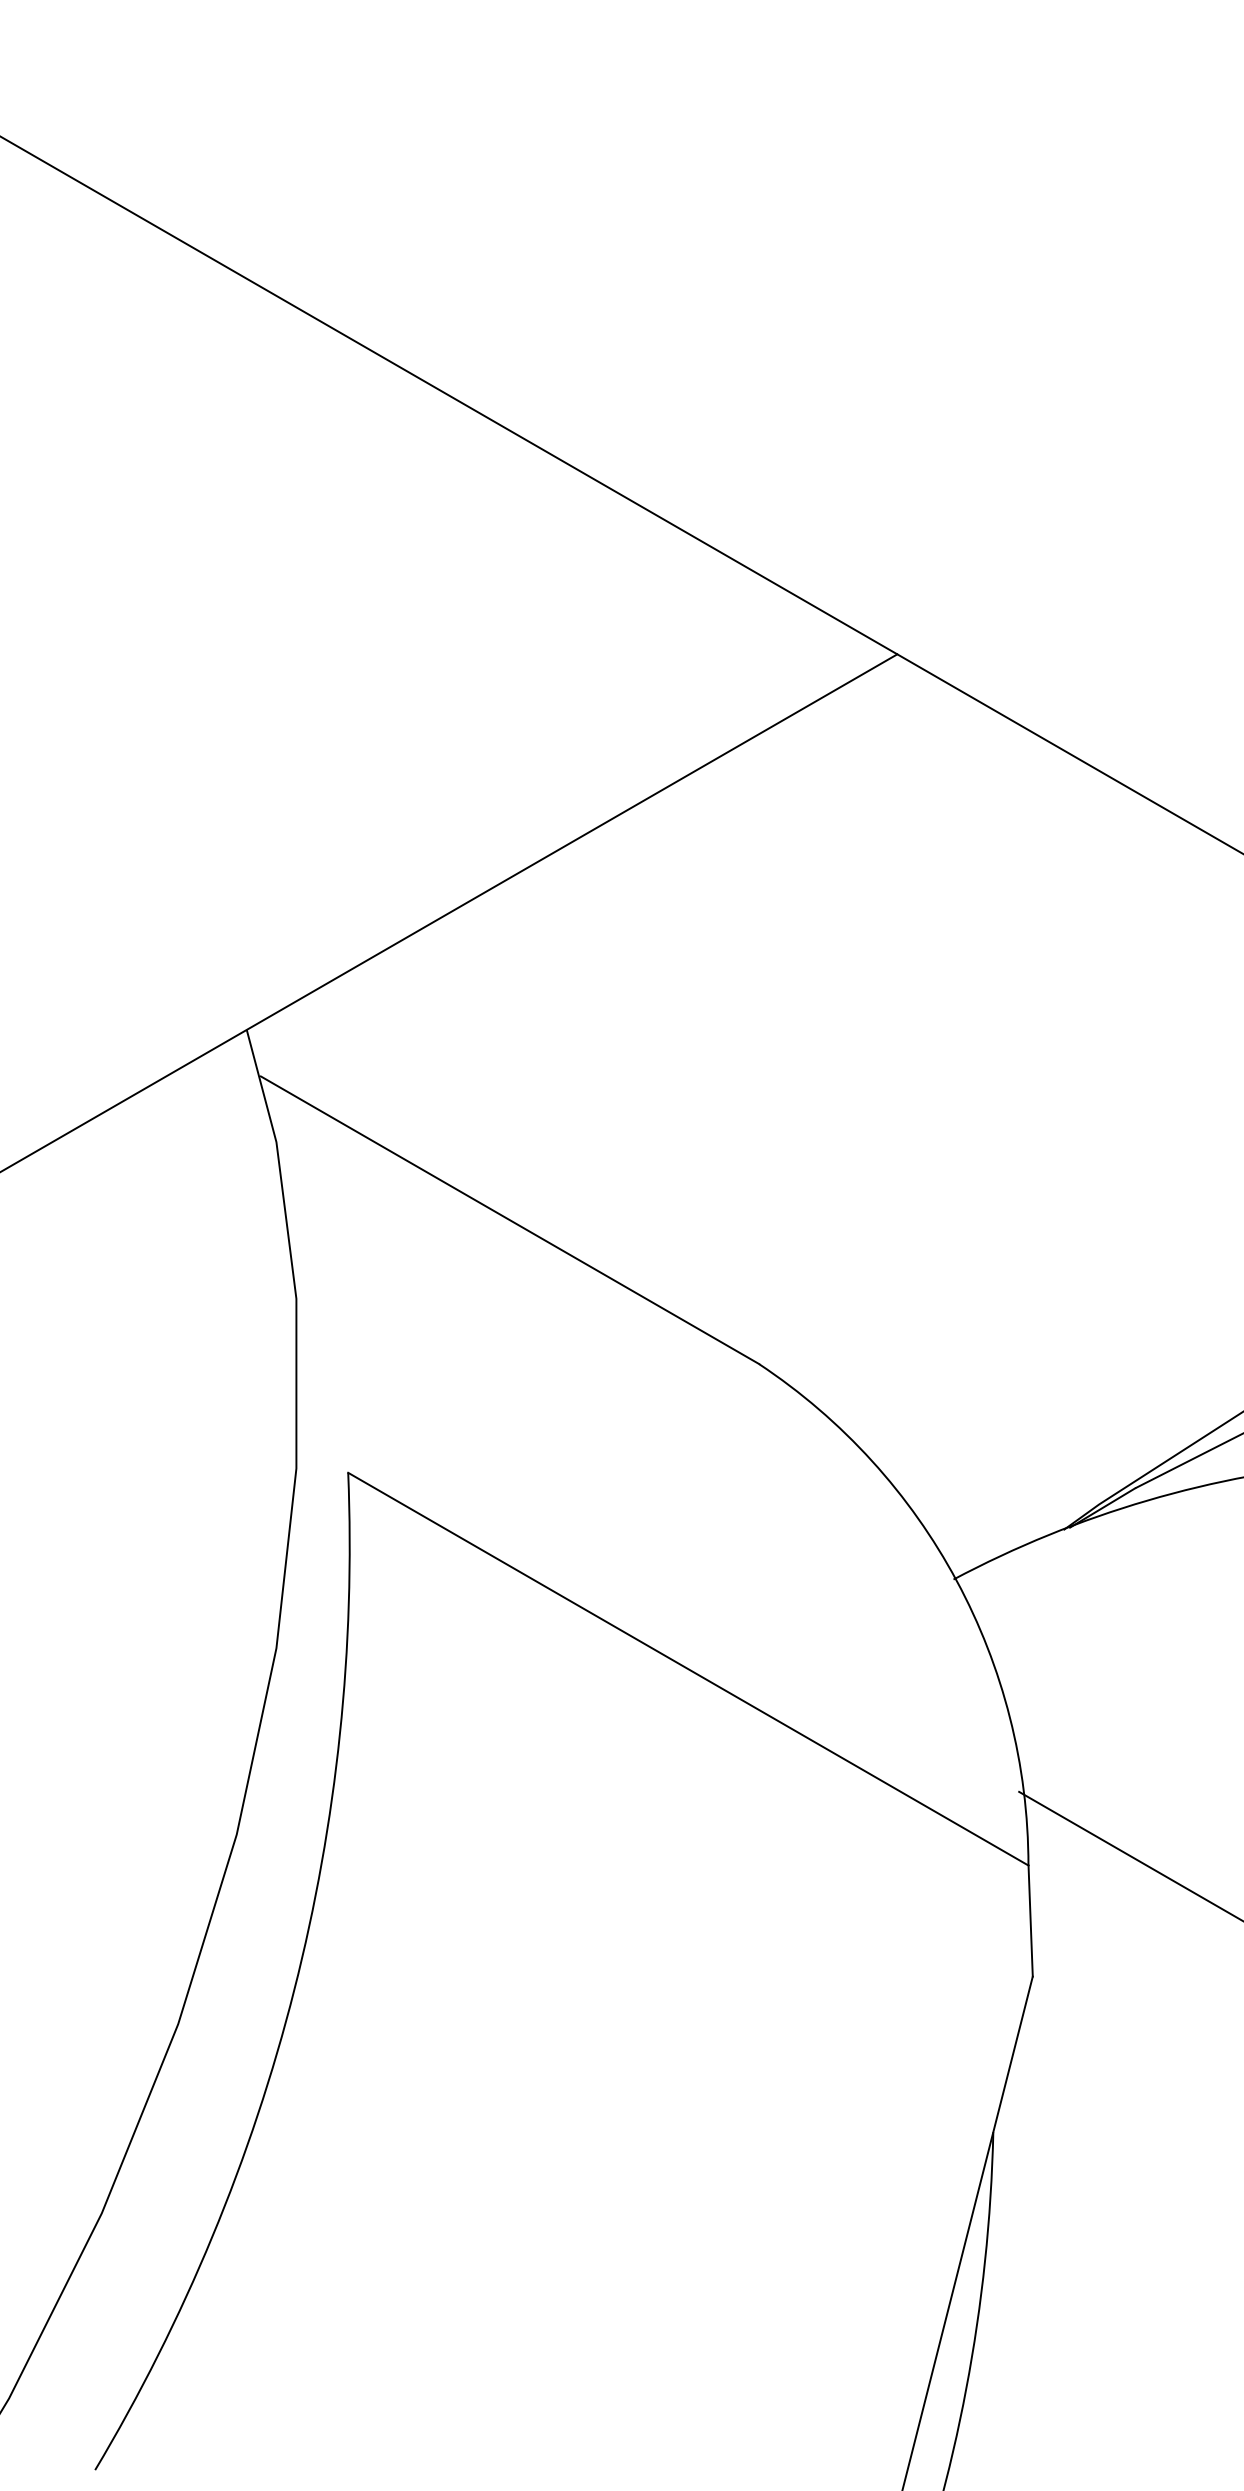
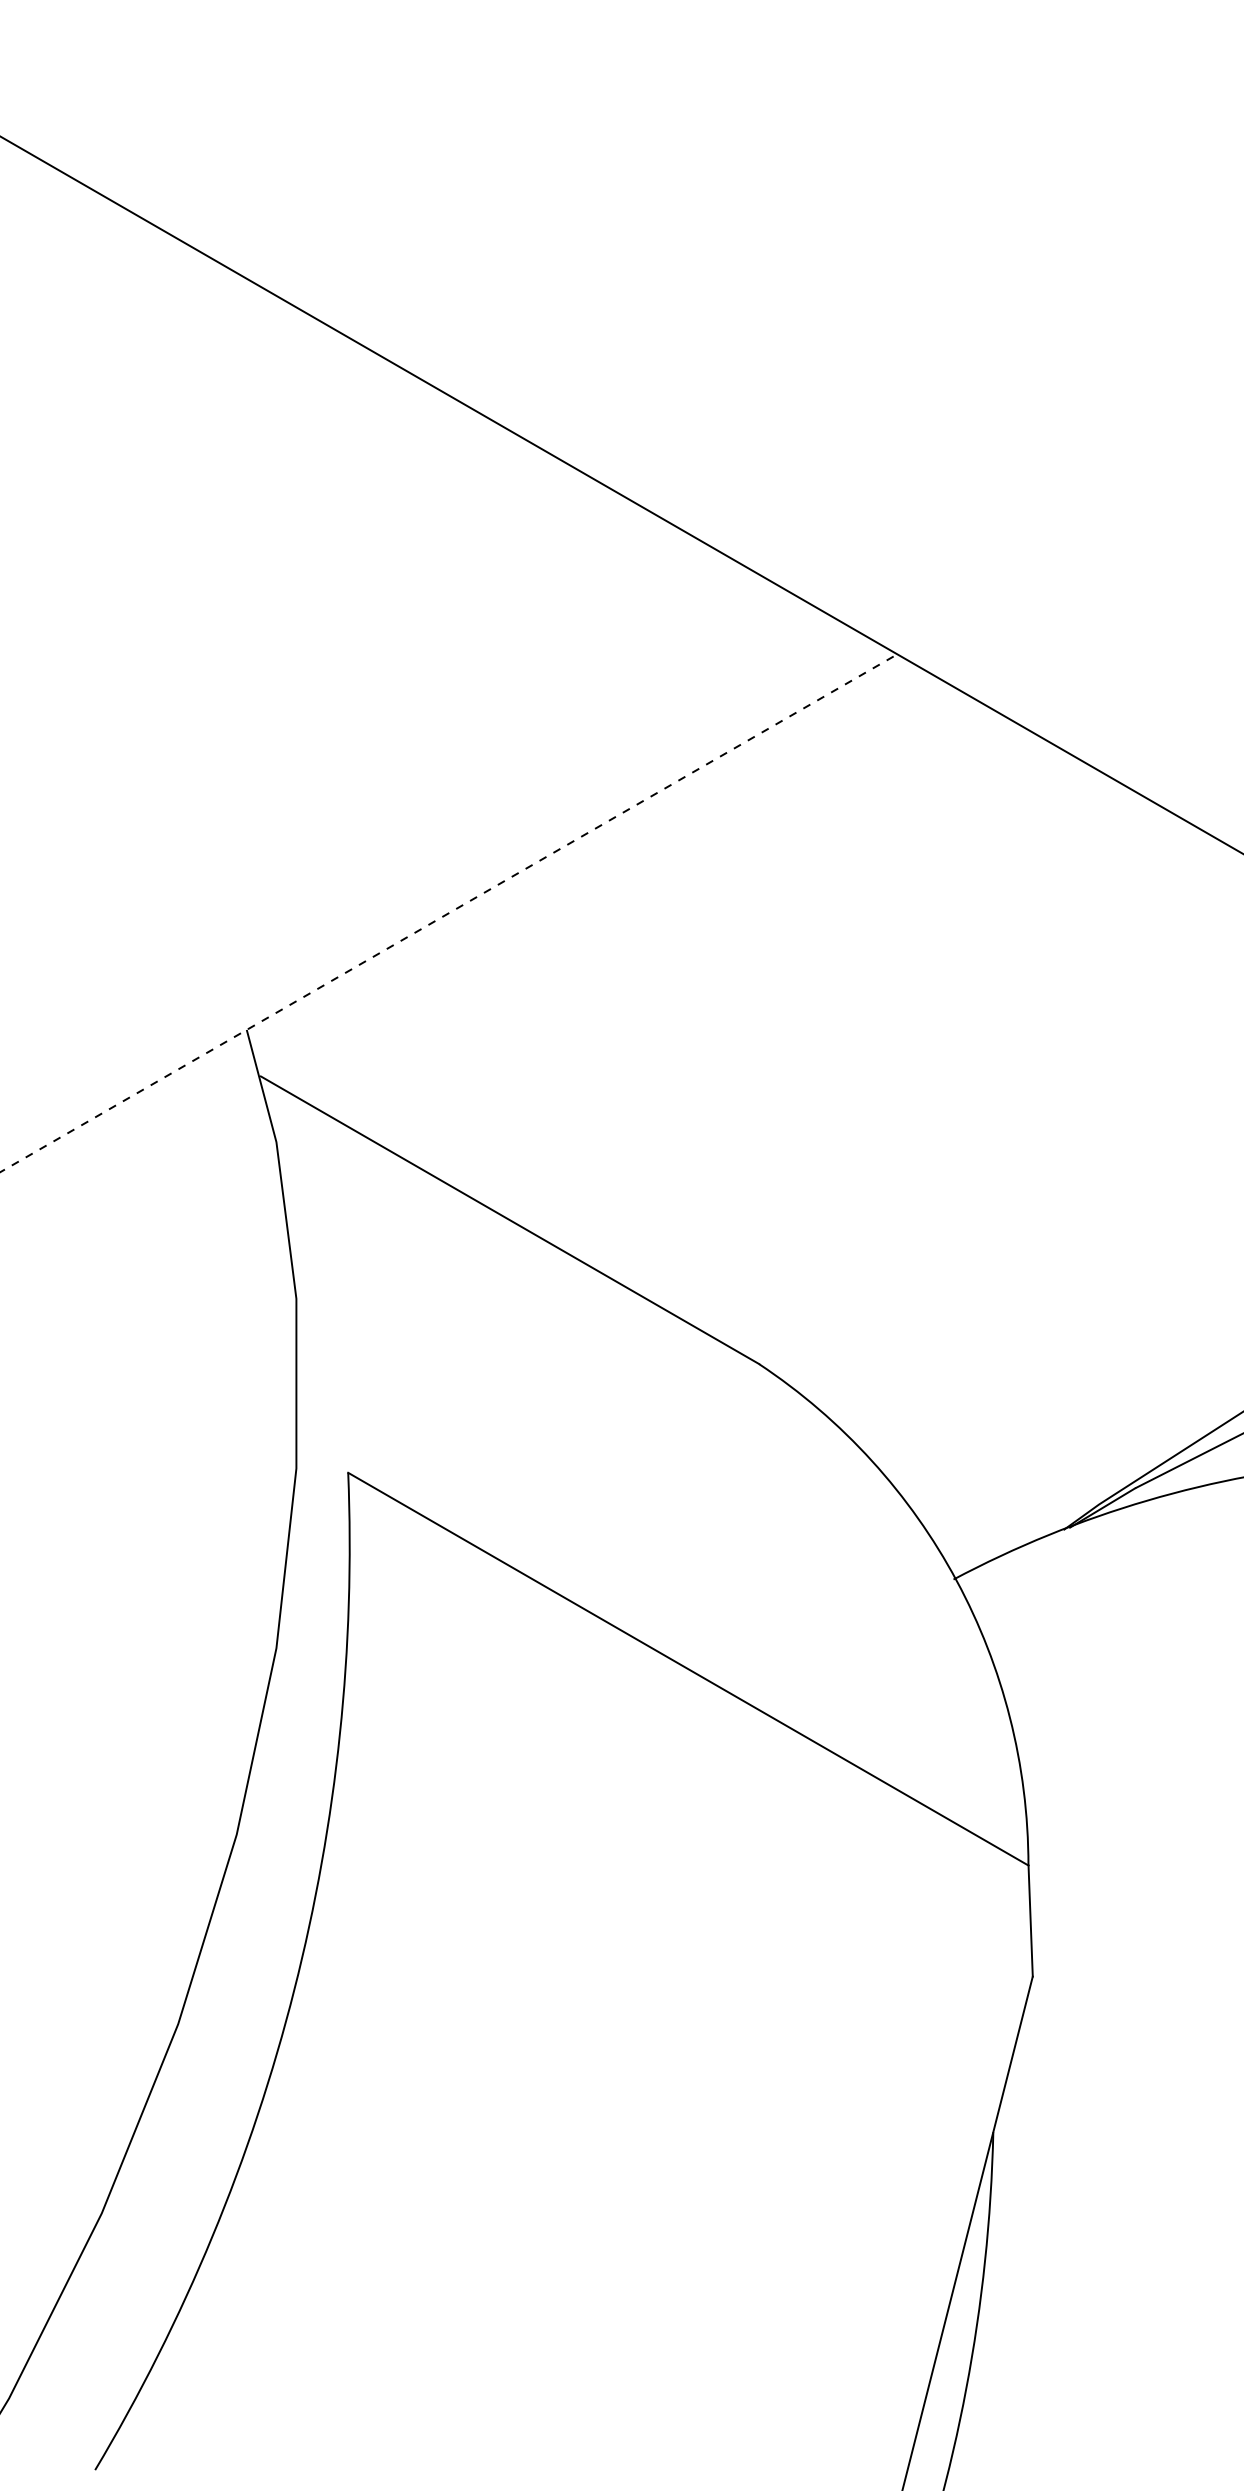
line: solid -> dashed (448, 913)
line: present -> none (1129, 1855)
